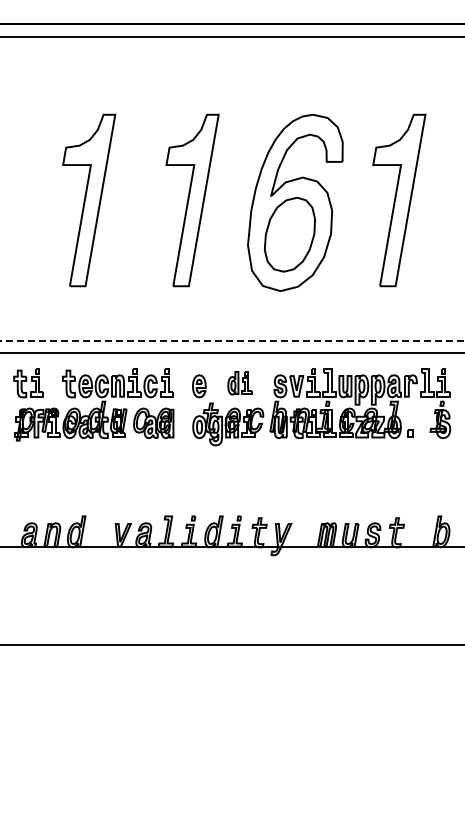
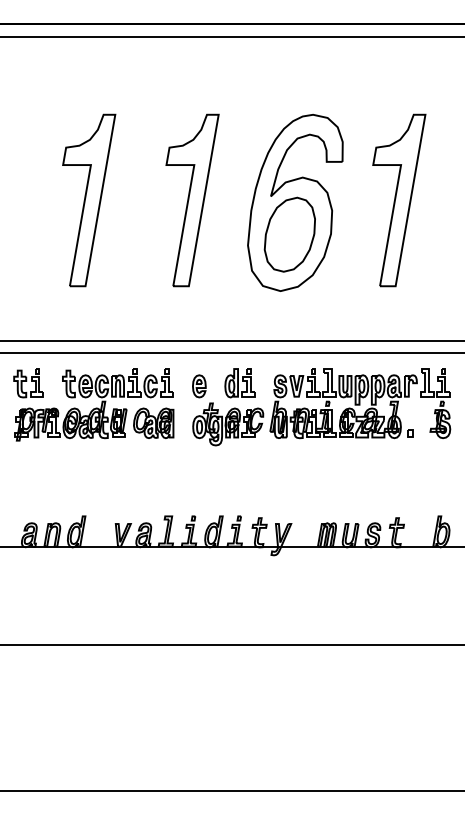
line: dashed -> solid (232, 340)
part size: 26x25 px -> 32x31 px (239, 383)
line: none -> present (231, 790)
